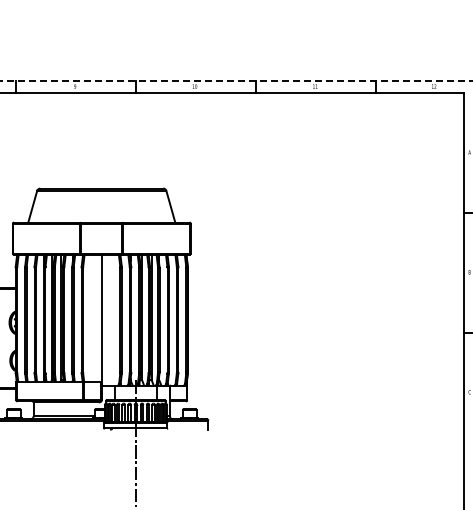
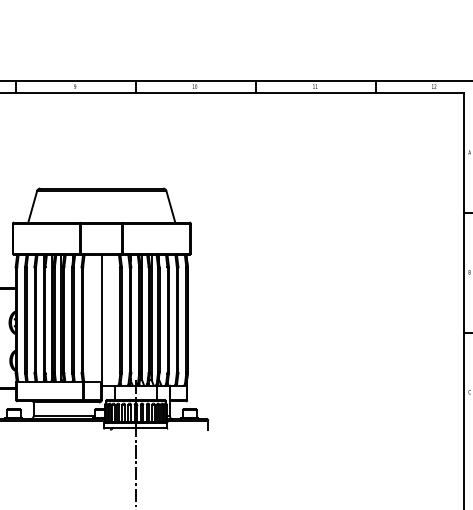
line: dashed -> solid (236, 81)
